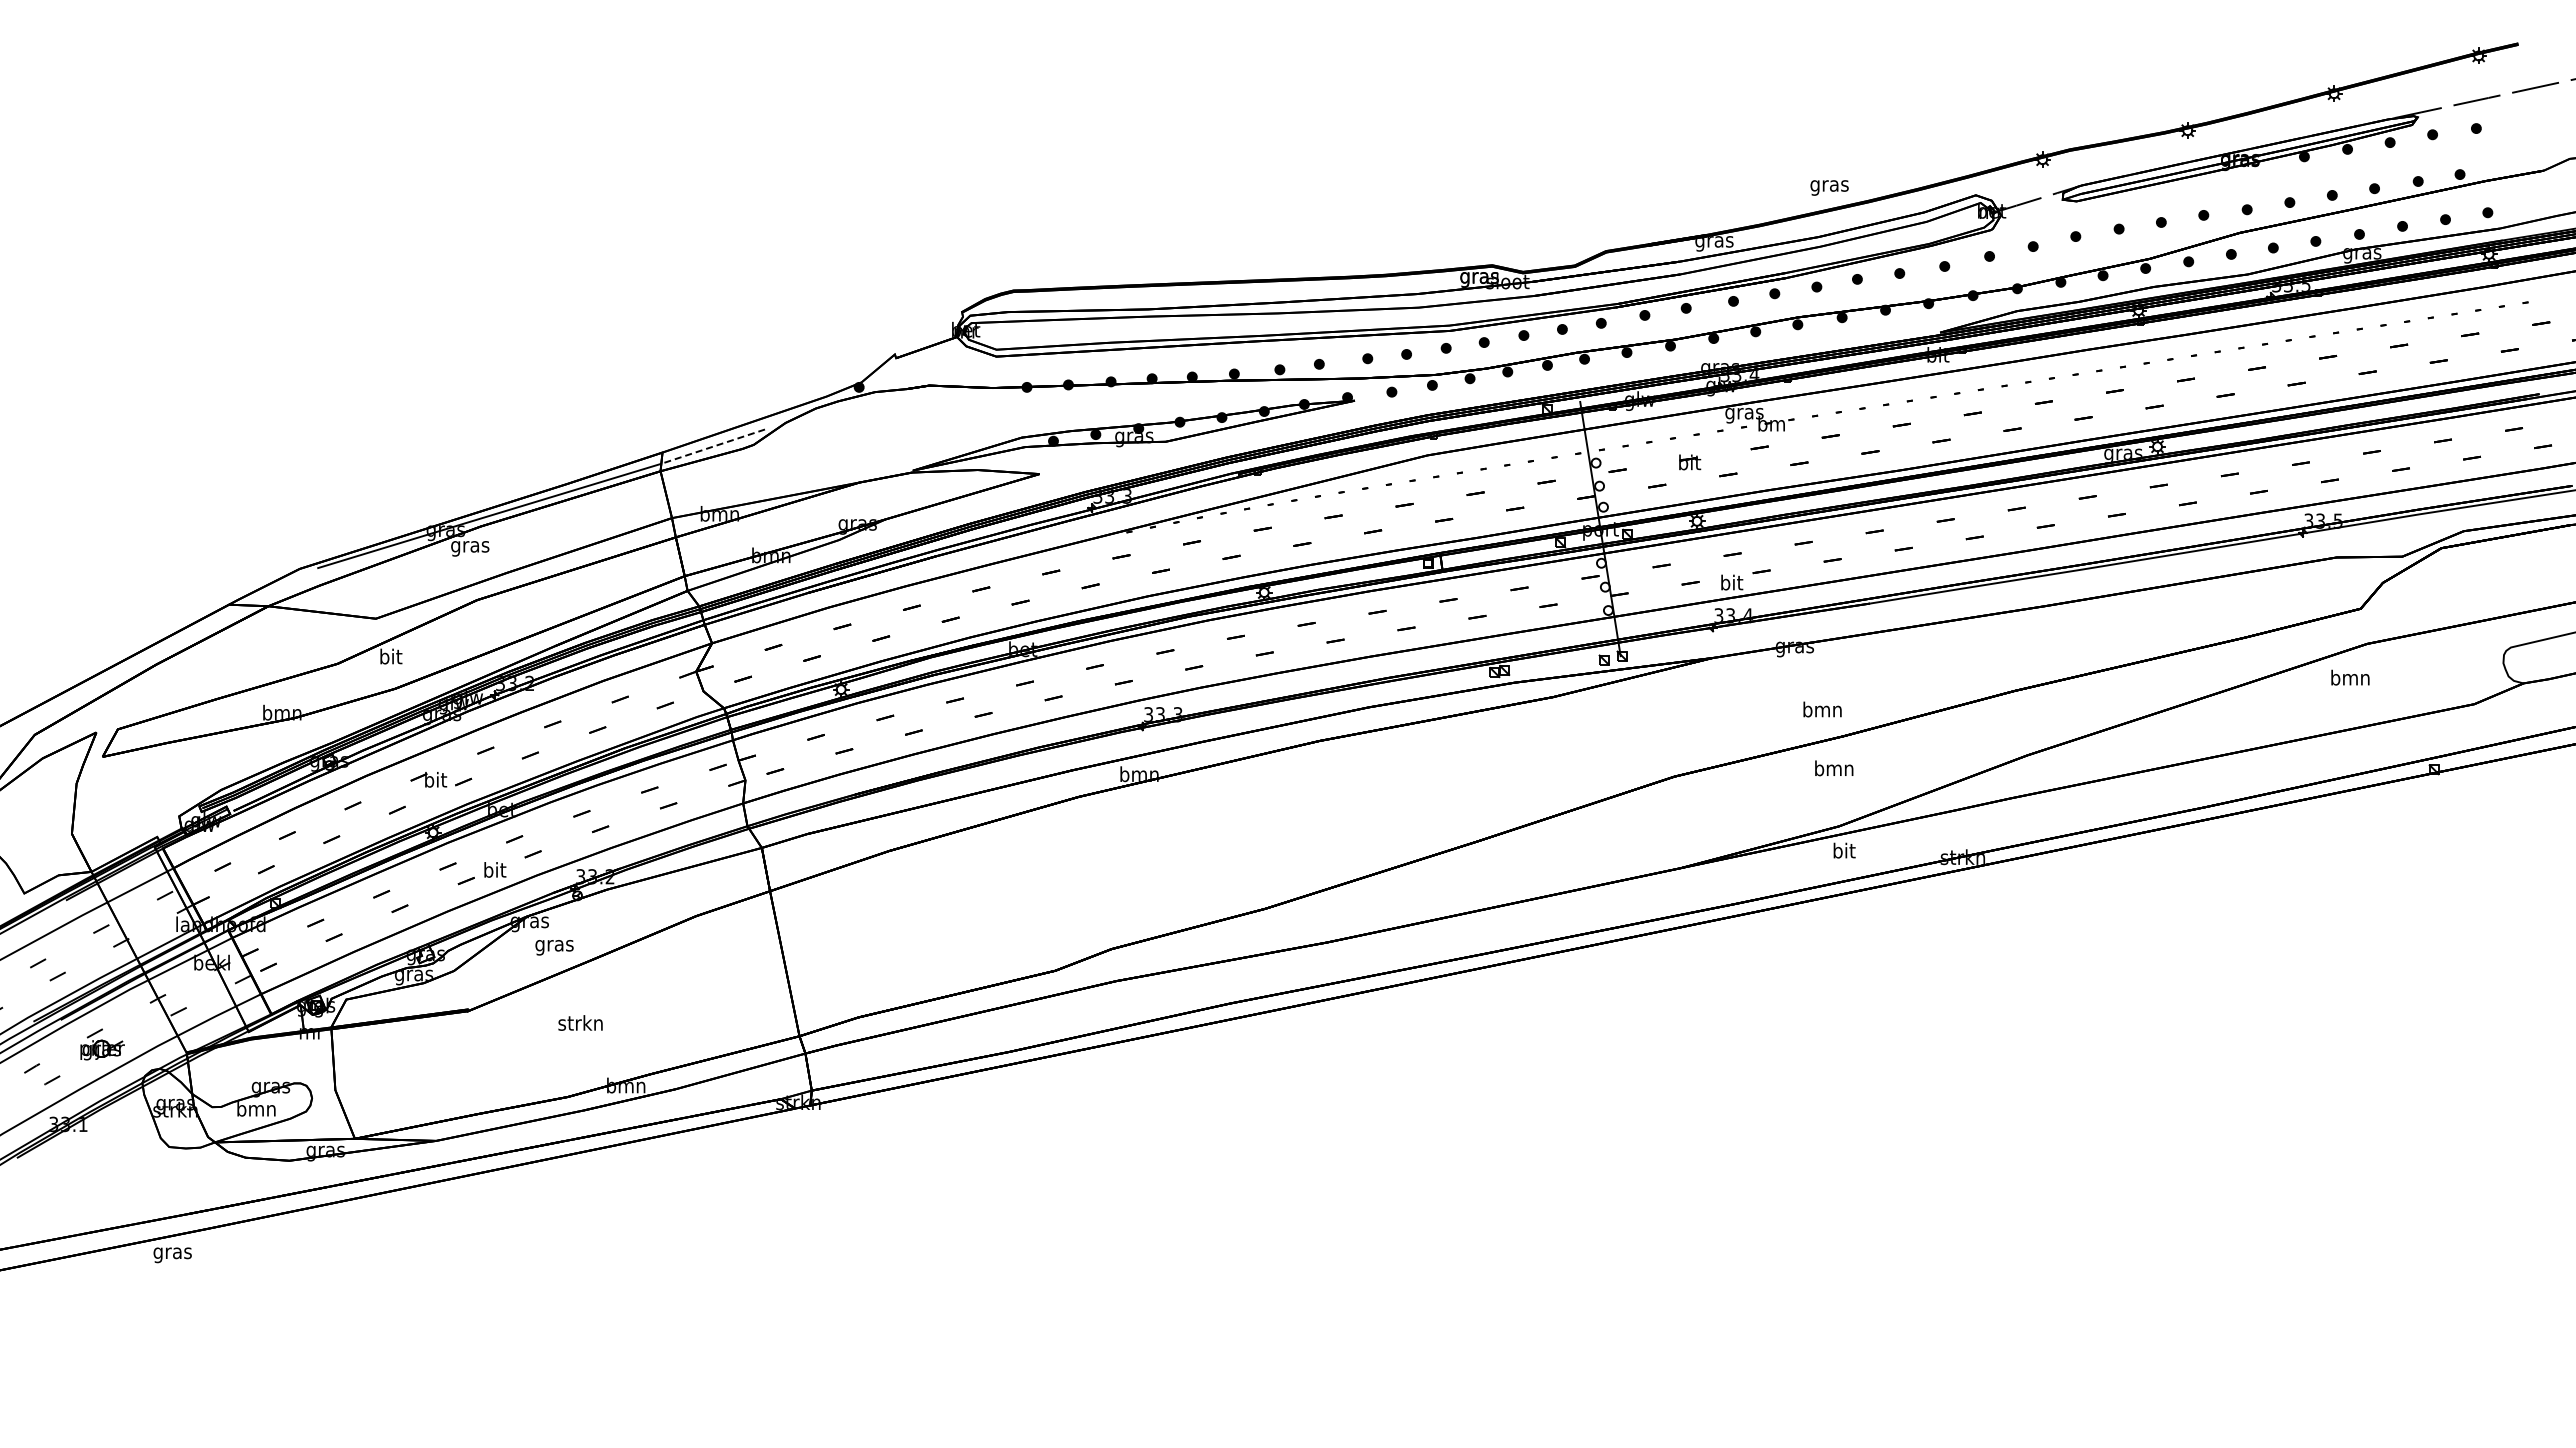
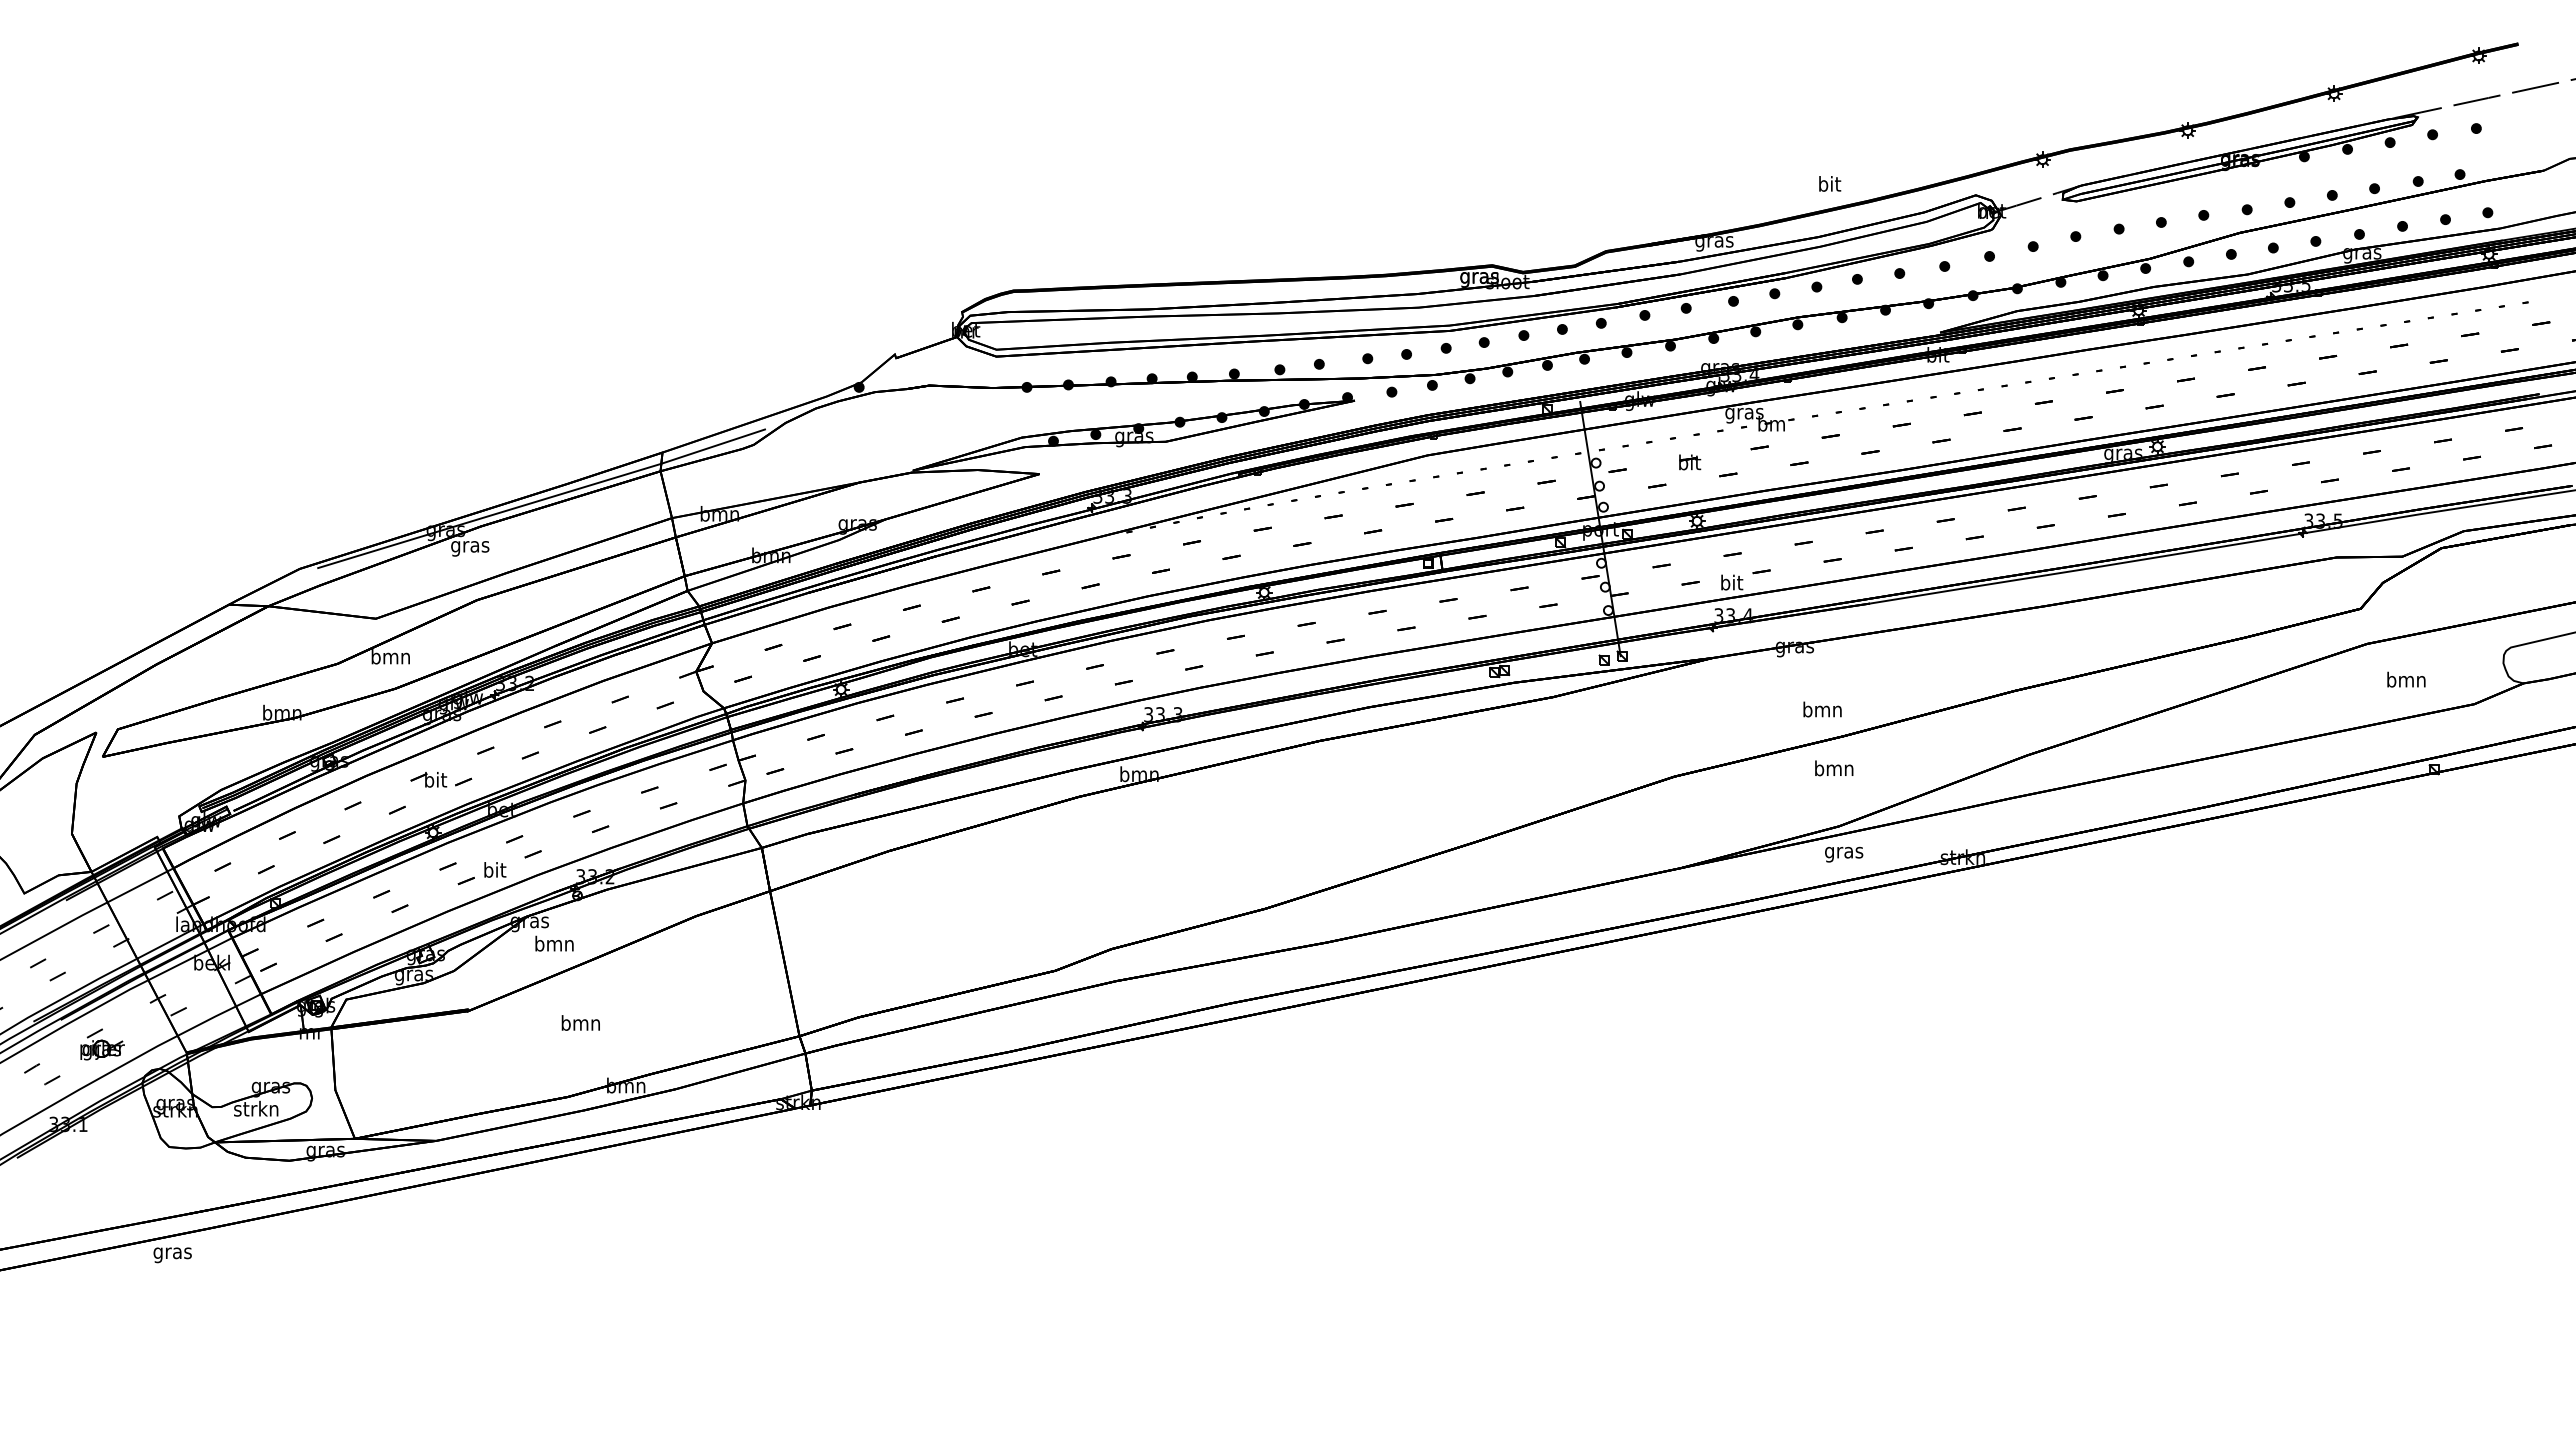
text: gras -> bit (1829, 185)
line: dashed -> solid (713, 446)
text: bit -> bmn (390, 656)
text position: (2350, 677) -> (2406, 679) (2406, 679)
text: bit -> gras (1844, 852)
text: gras -> bmn (554, 945)
text: strkn -> bmn (580, 1022)
text: bmn -> strkn (256, 1108)
